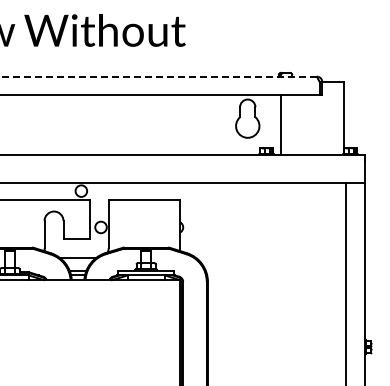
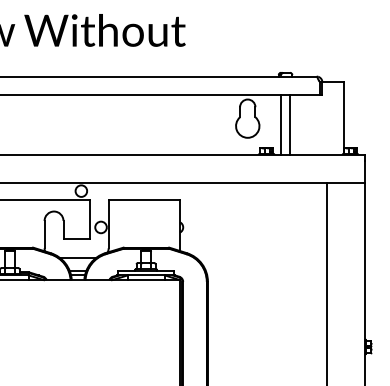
line: dashed -> solid (158, 76)
line: none -> present (290, 125)
line position: (345, 282) -> (326, 282) (326, 282)
